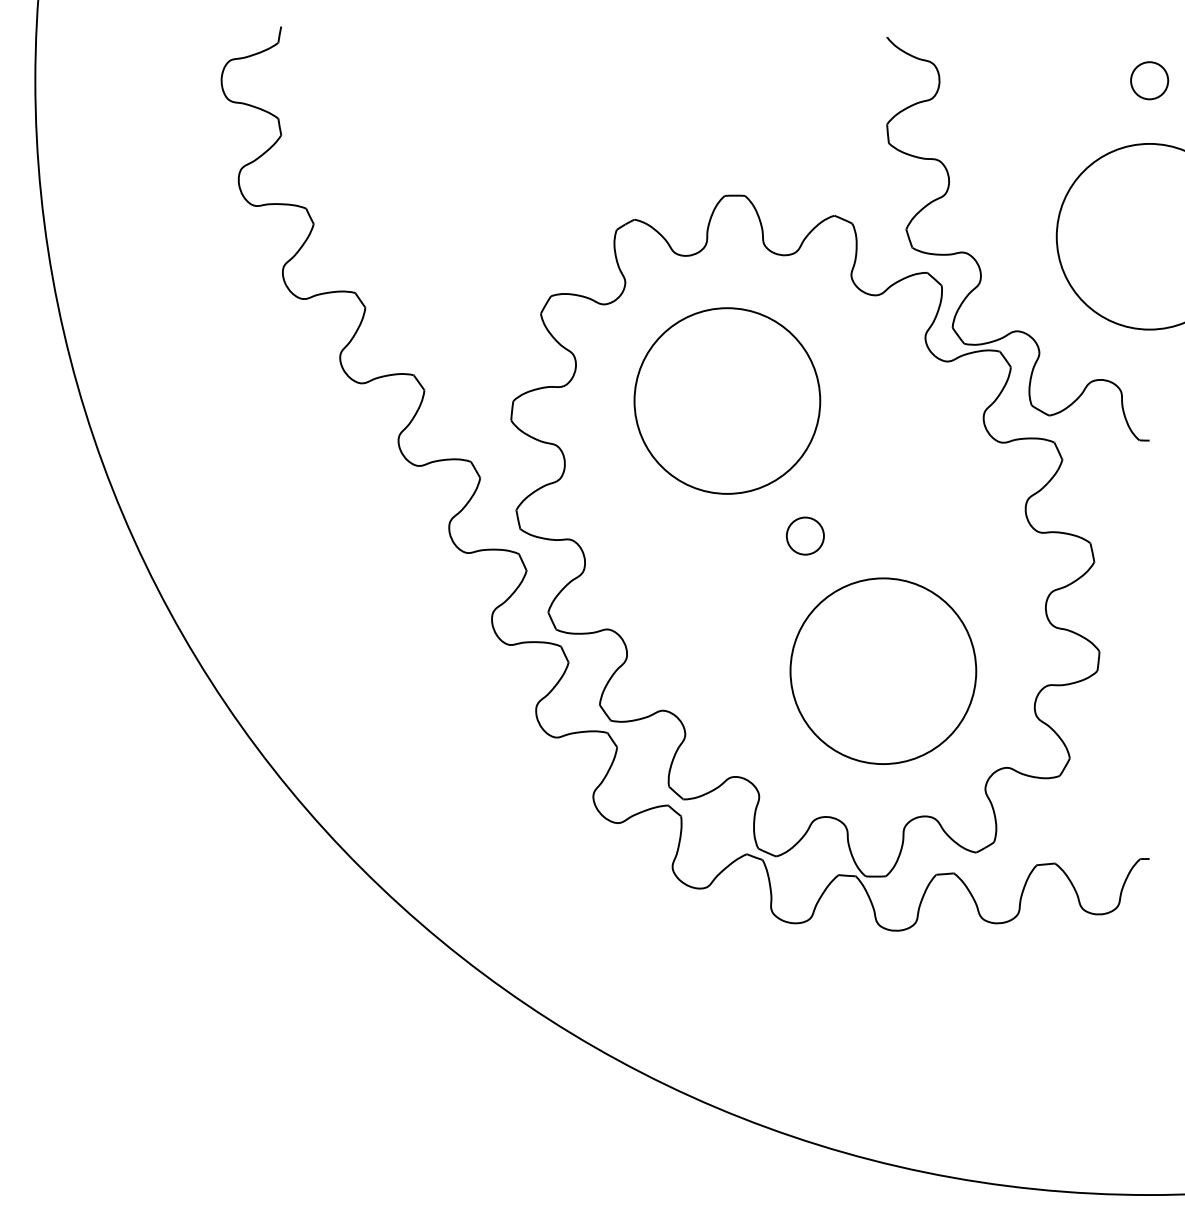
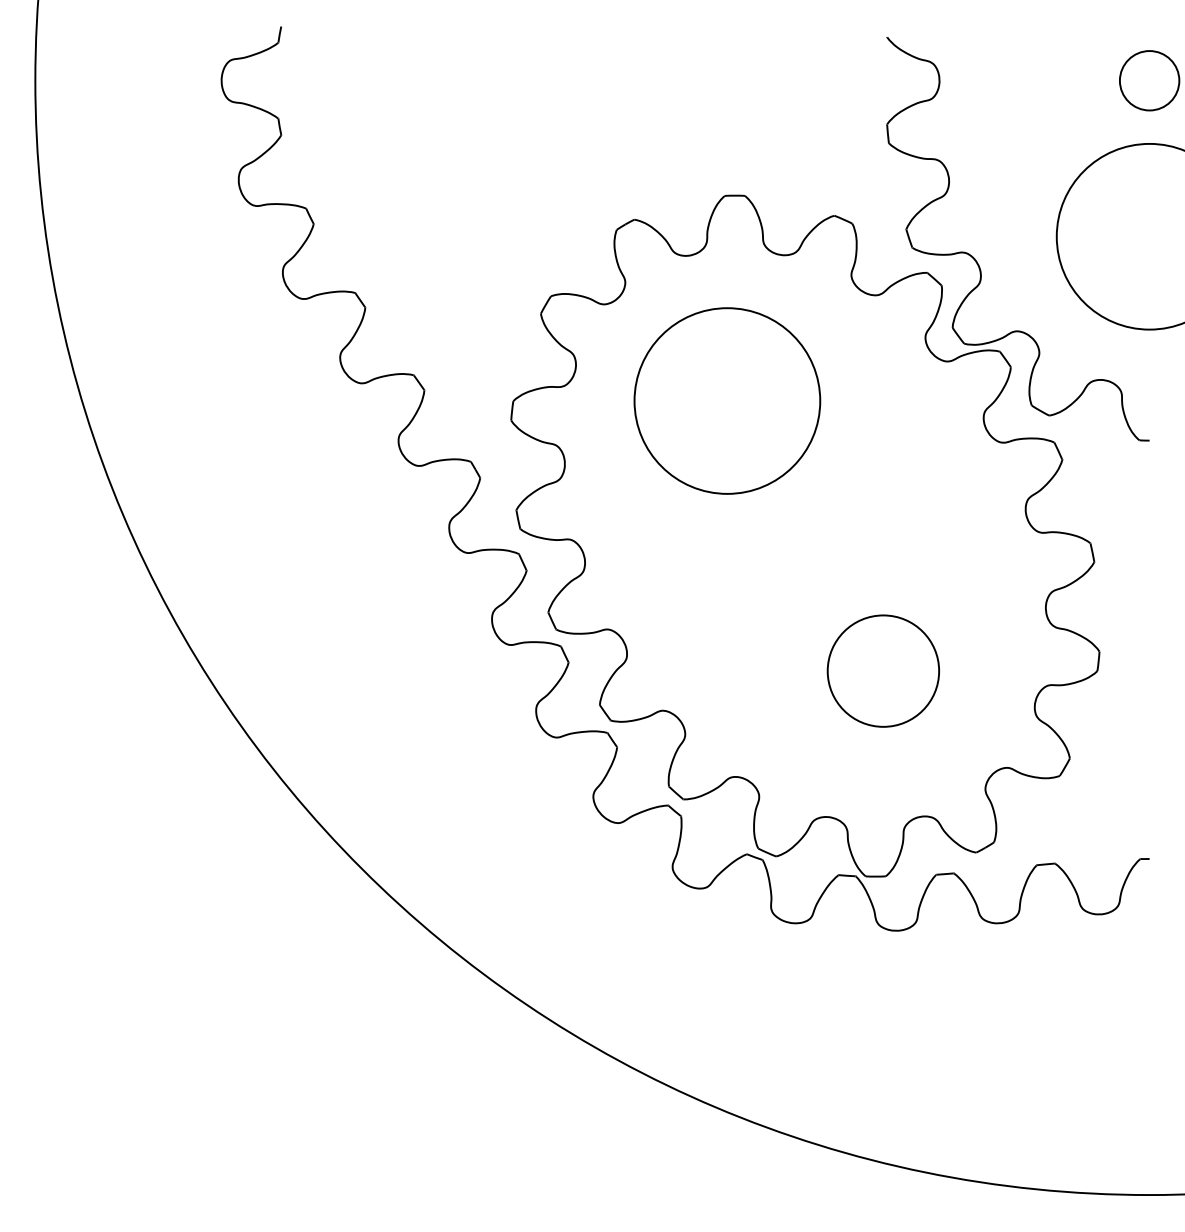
circle diameter: 37 px -> 59 px (1149, 80)
circle: present -> none (805, 535)
circle size: 189x188 px -> 114x114 px (882, 670)
